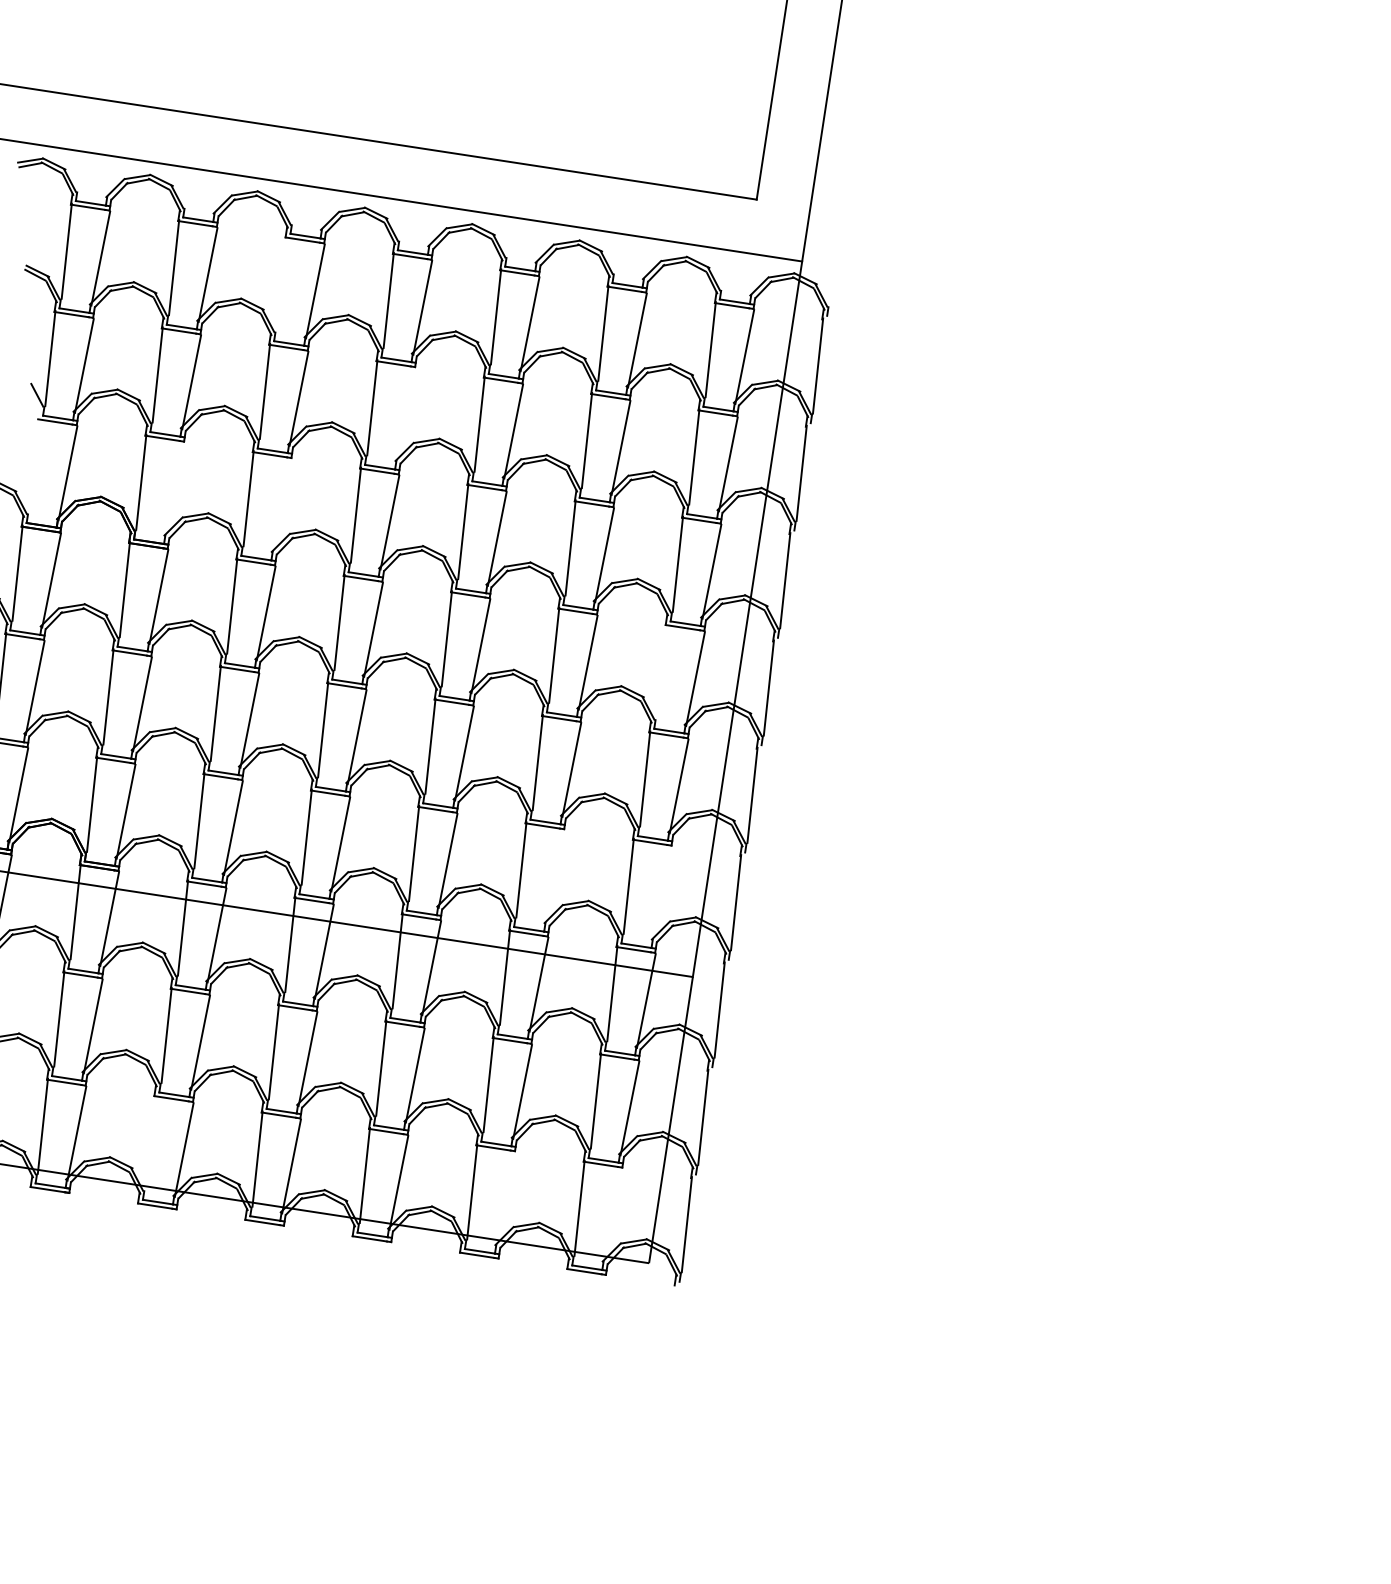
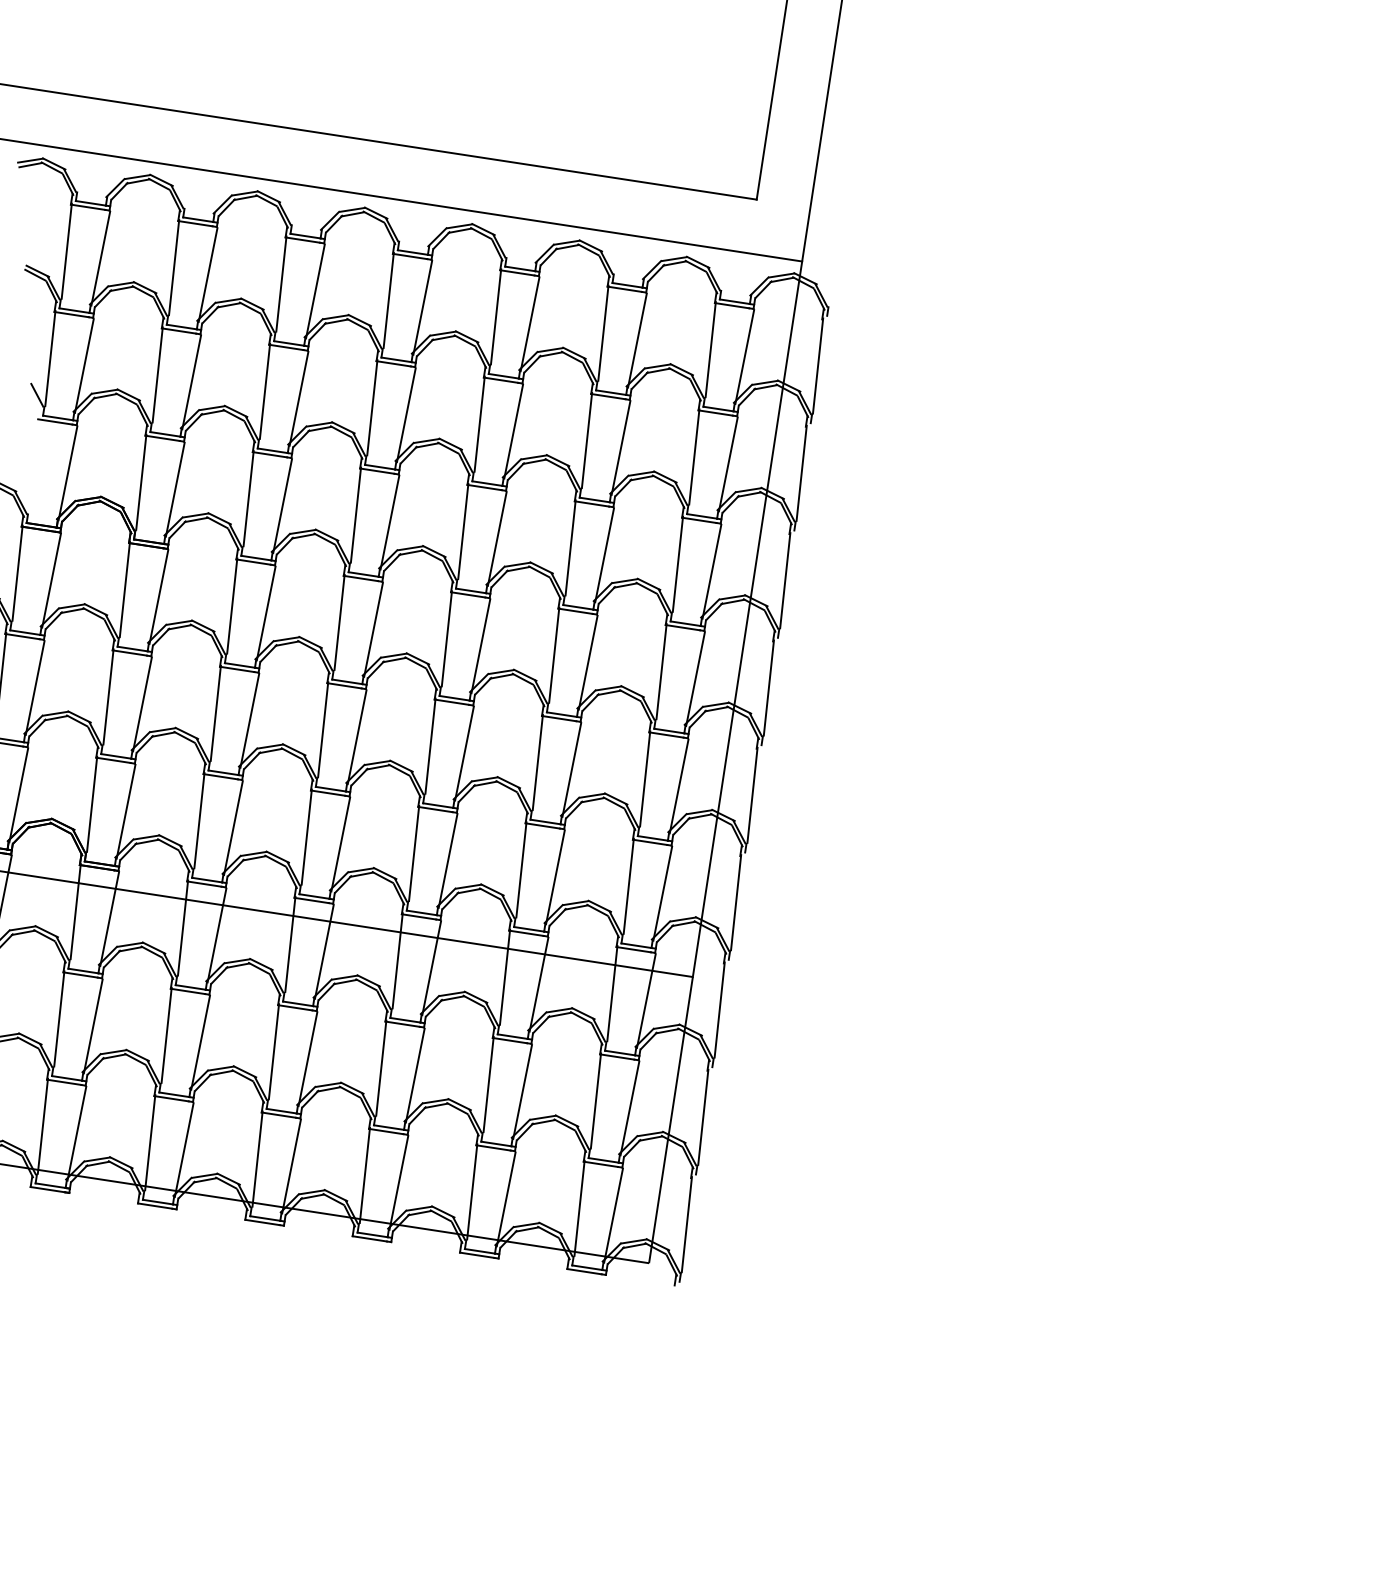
line: none -> present (281, 283)
line: none -> present (406, 415)
line: none -> present (174, 489)
line: none -> present (282, 506)
line: none -> present (661, 671)
line: none -> present (555, 877)
line: none -> present (662, 893)
line: none -> present (150, 1142)
line: none -> present (505, 1199)
line: none -> present (613, 1215)
